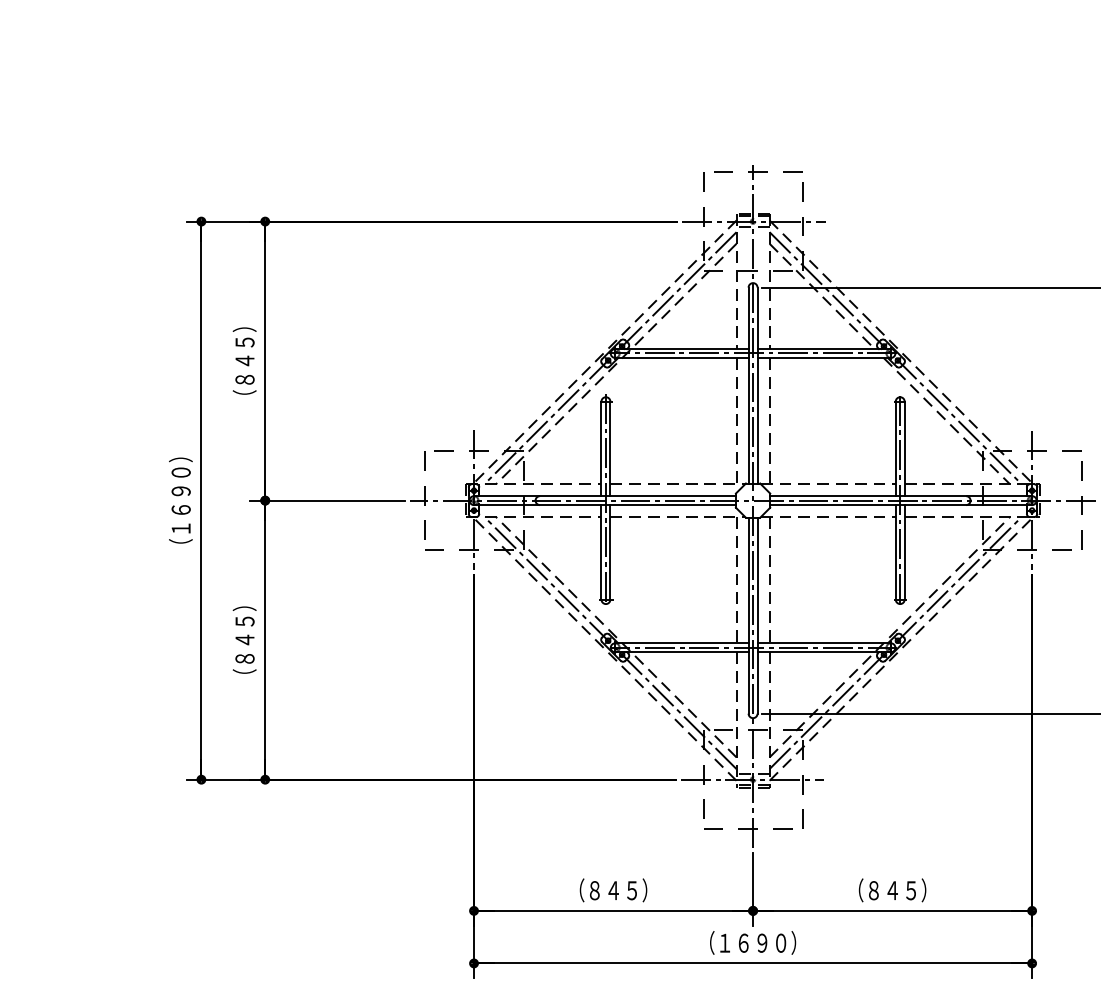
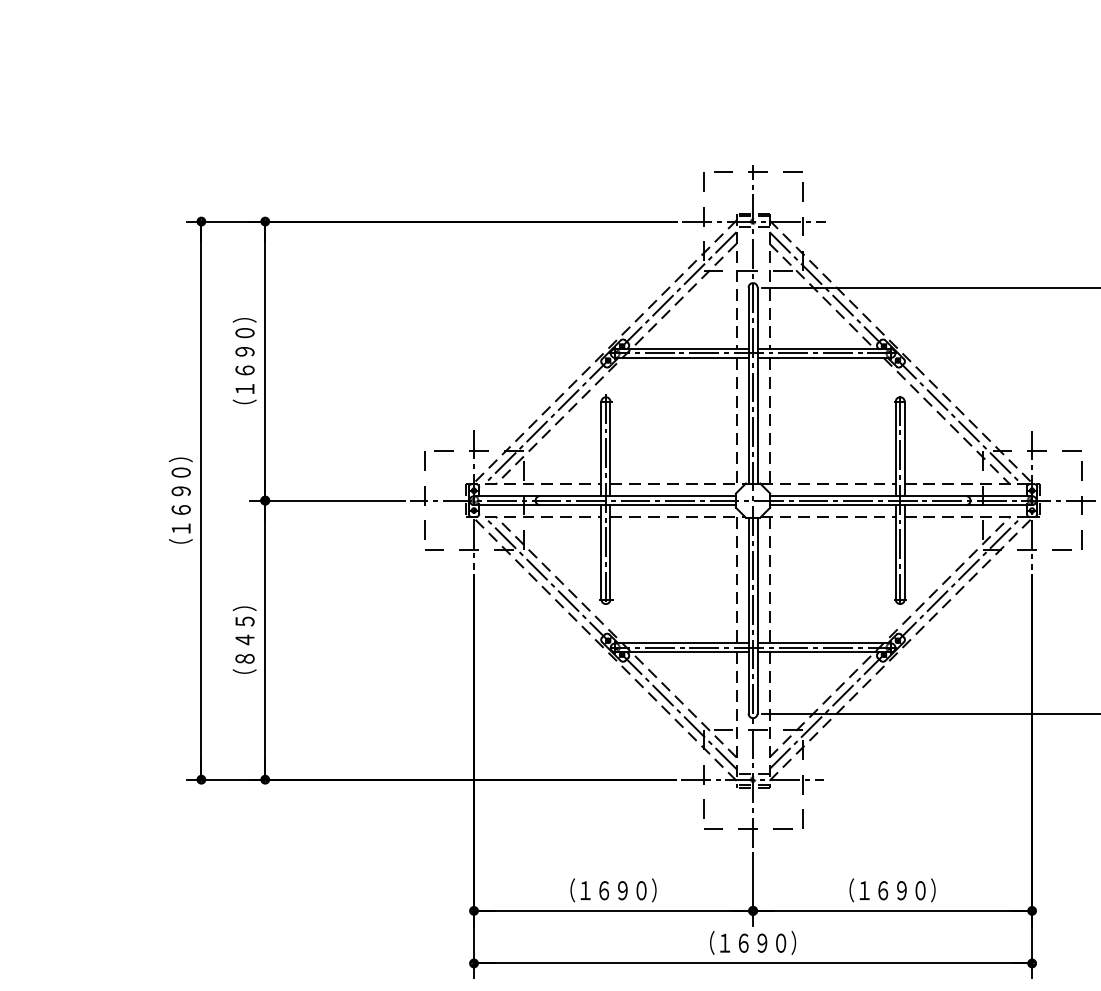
text: （８４５） -> （１６９０） (244, 361)
text: （８４５） -> （１６９０） (613, 890)
text: （８４５） -> （１６９０） (892, 890)
